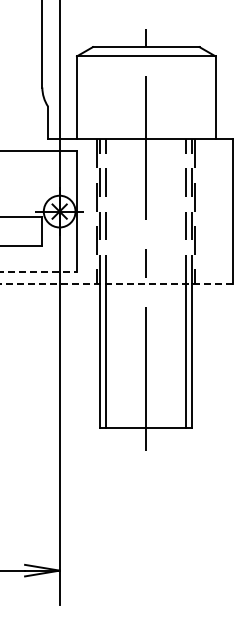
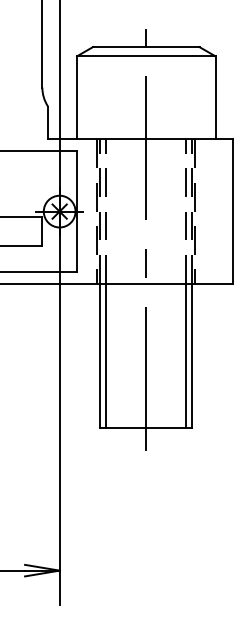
line: dashed -> solid (39, 272)
line: dashed -> solid (115, 283)
